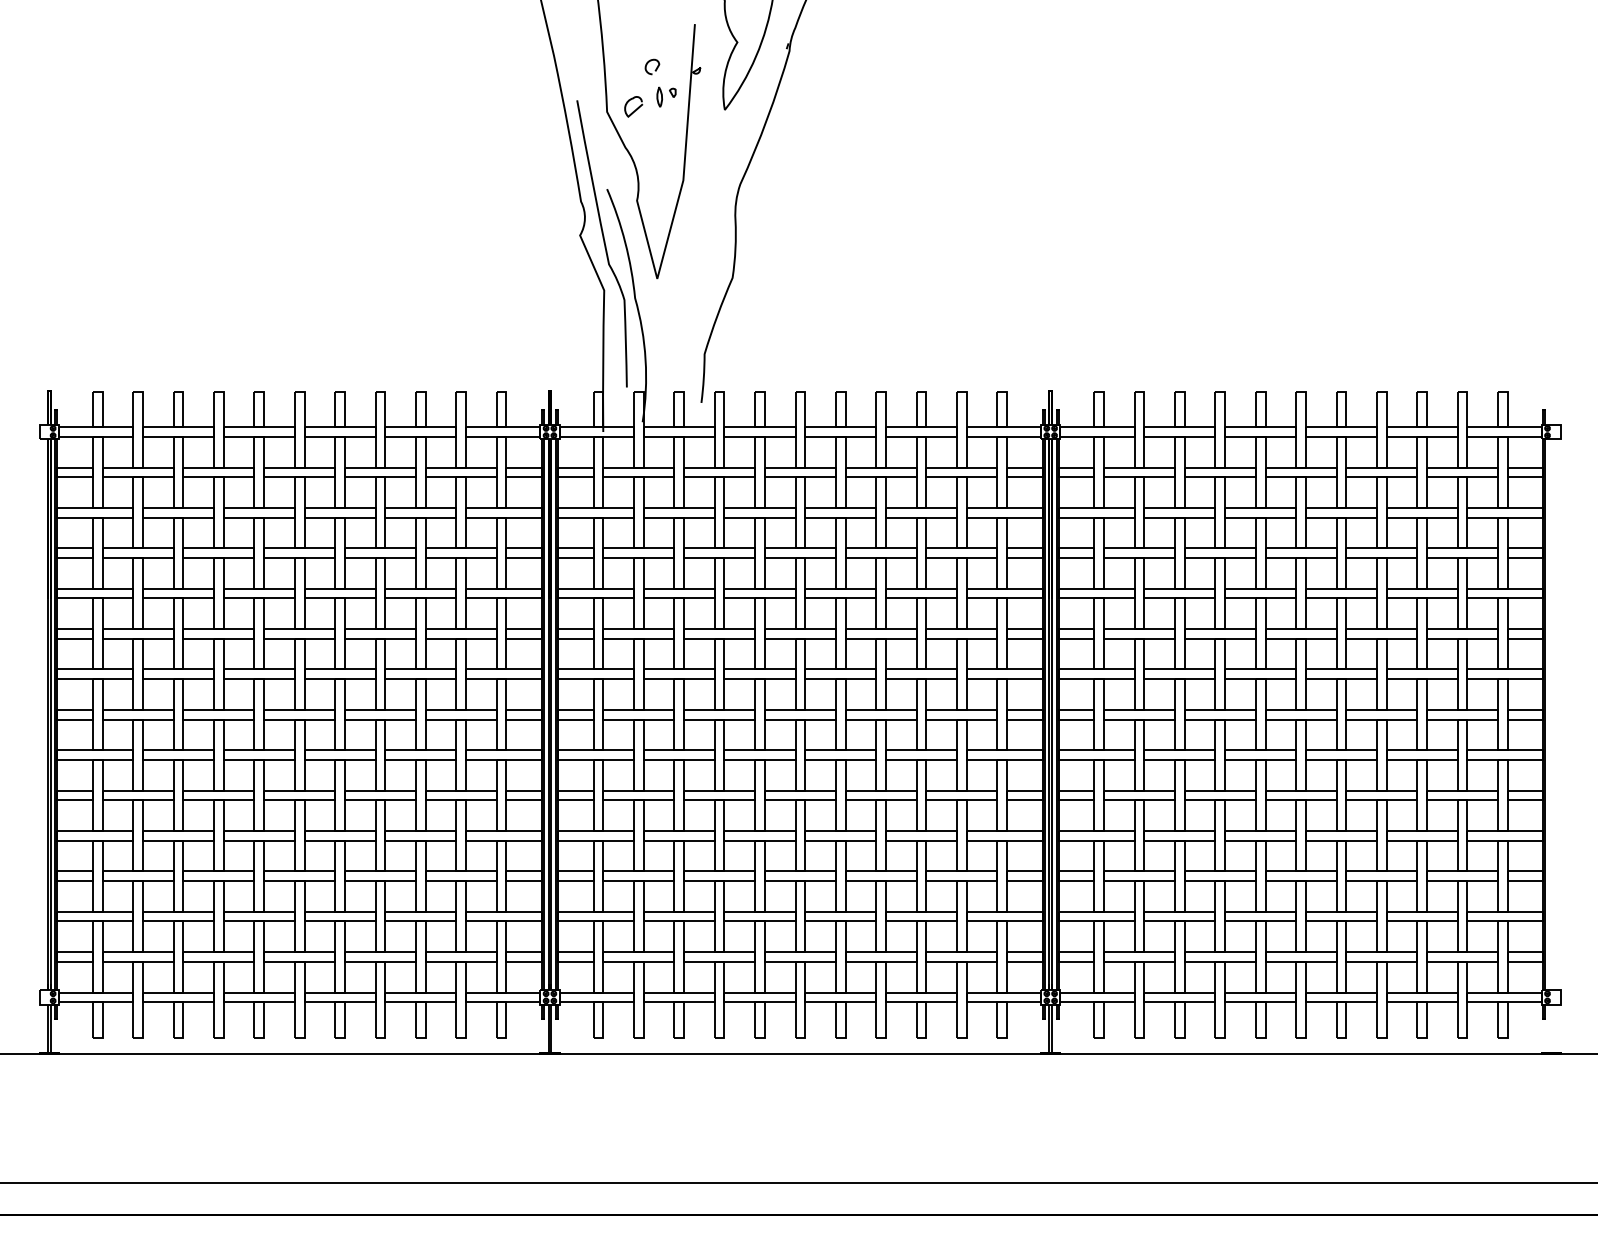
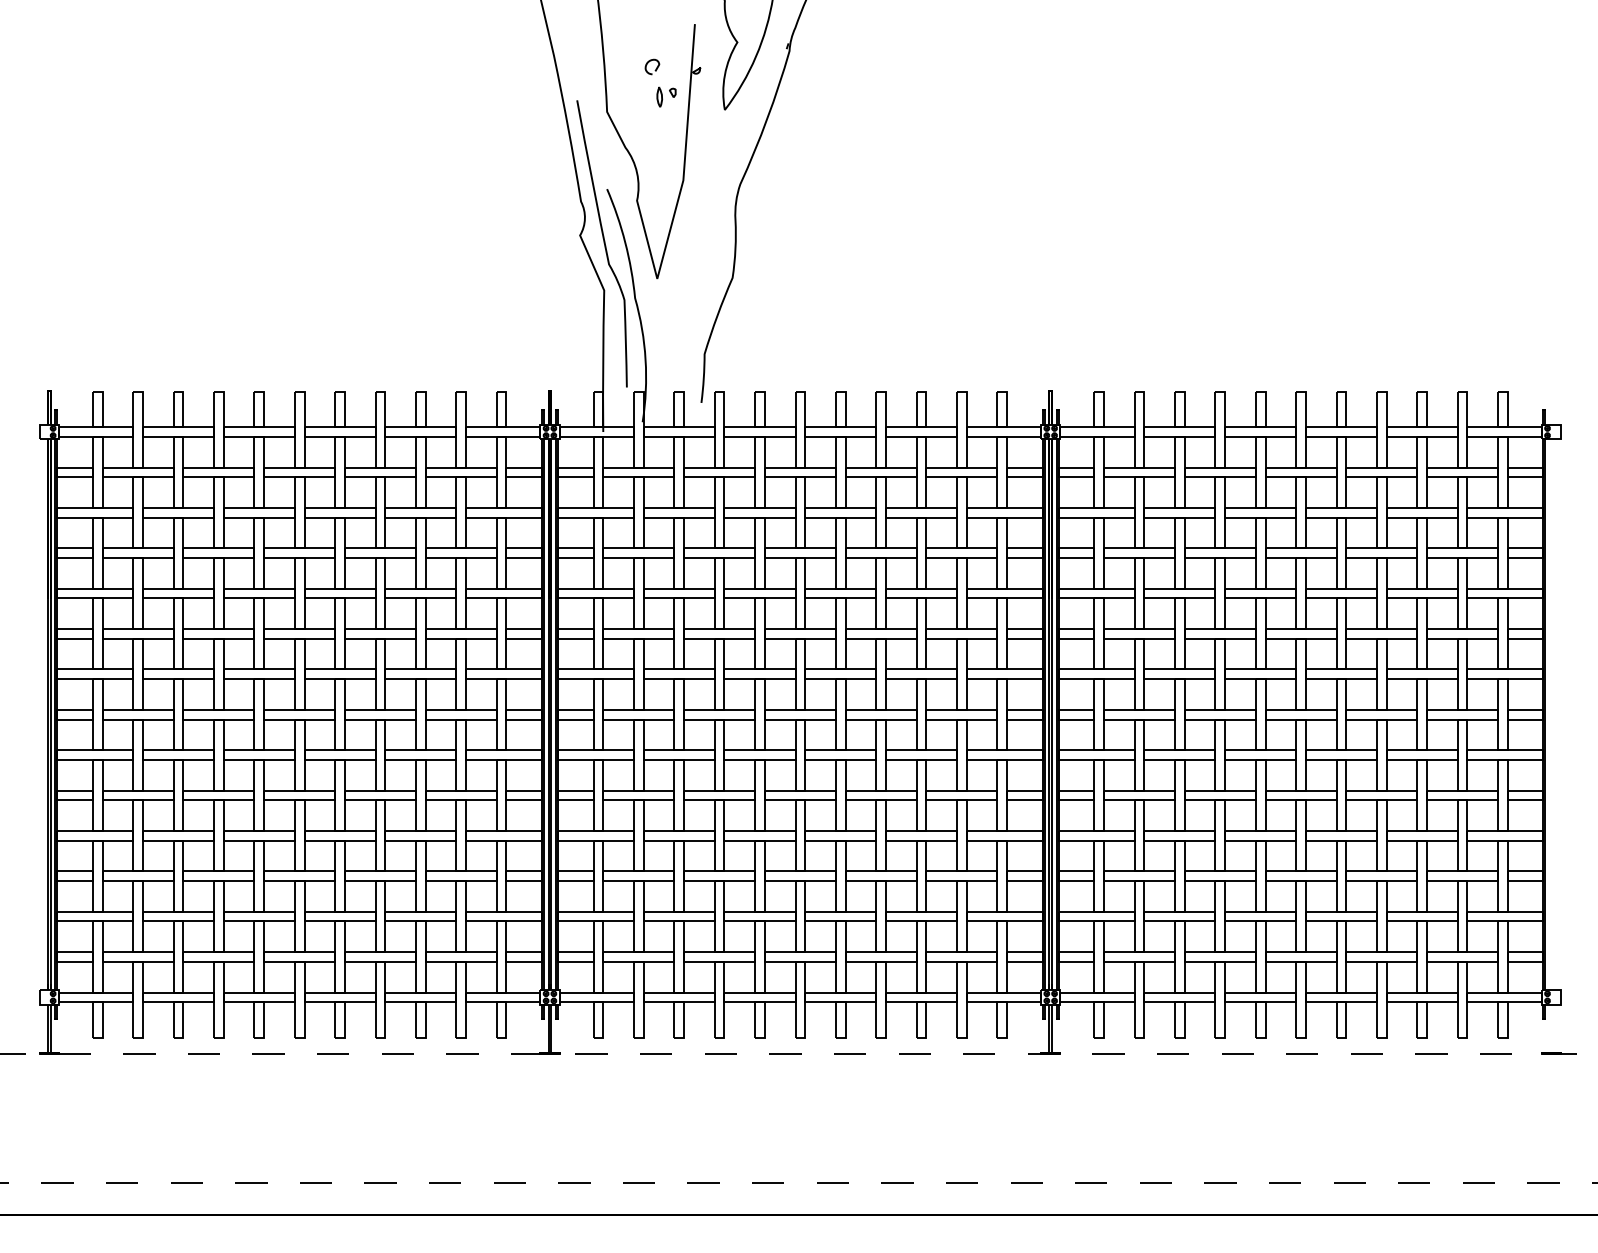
curve: present -> none (636, 108)
line: solid -> dashed (799, 1053)
line: solid -> dashed (798, 1183)
